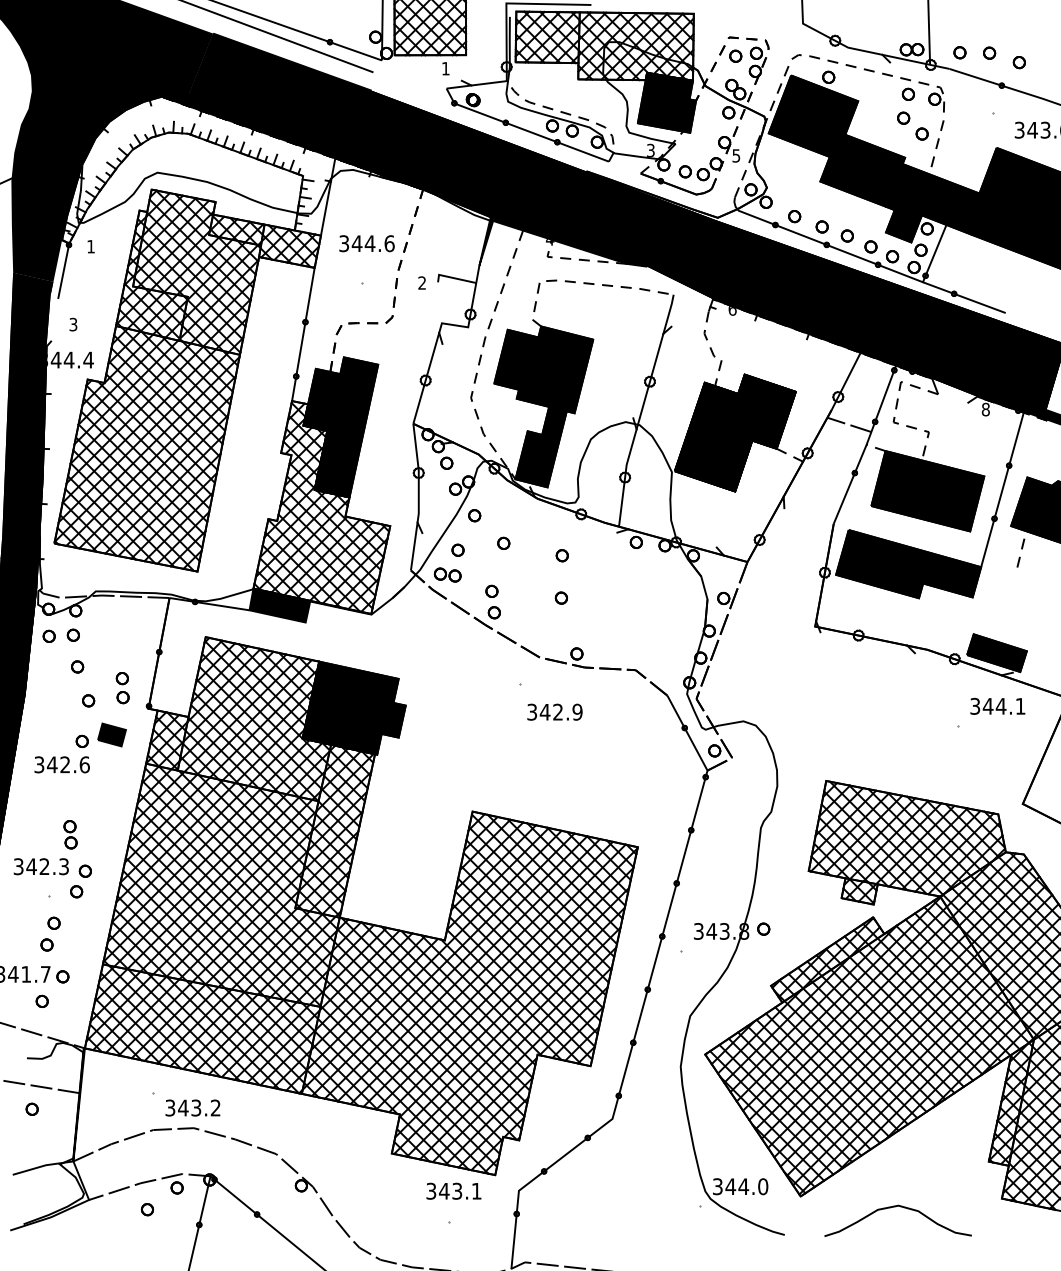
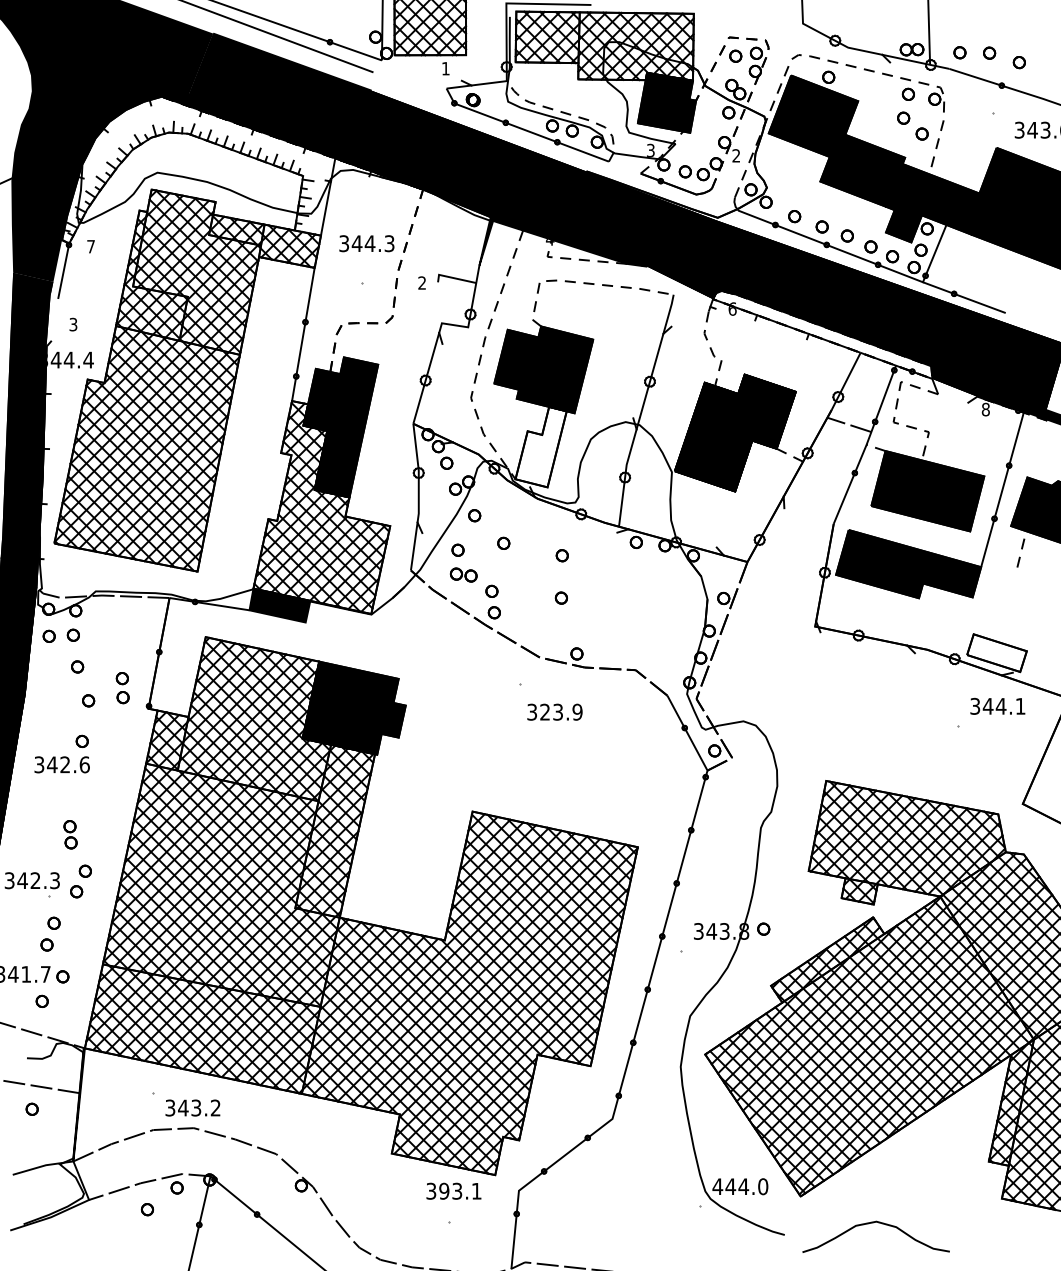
text: 5 -> 2 (736, 155)
text: 344.6 -> 344.3 (389, 243)
text: 1 -> 7 (90, 246)
fill: present -> none (822, 334)
fill: present -> none (540, 446)
part position: (447, 574) -> (463, 574) (463, 574)
fill: present -> none (996, 653)
text: 342.9 -> 323.9 (550, 711)
part: present -> none (111, 734)
text position: (40, 866) -> (31, 880) (31, 880)
text: 344.0 -> 444.0 (717, 1186)
text: 343.1 -> 393.1 (444, 1190)
curve position: (895, 1207) -> (873, 1223) (873, 1223)
